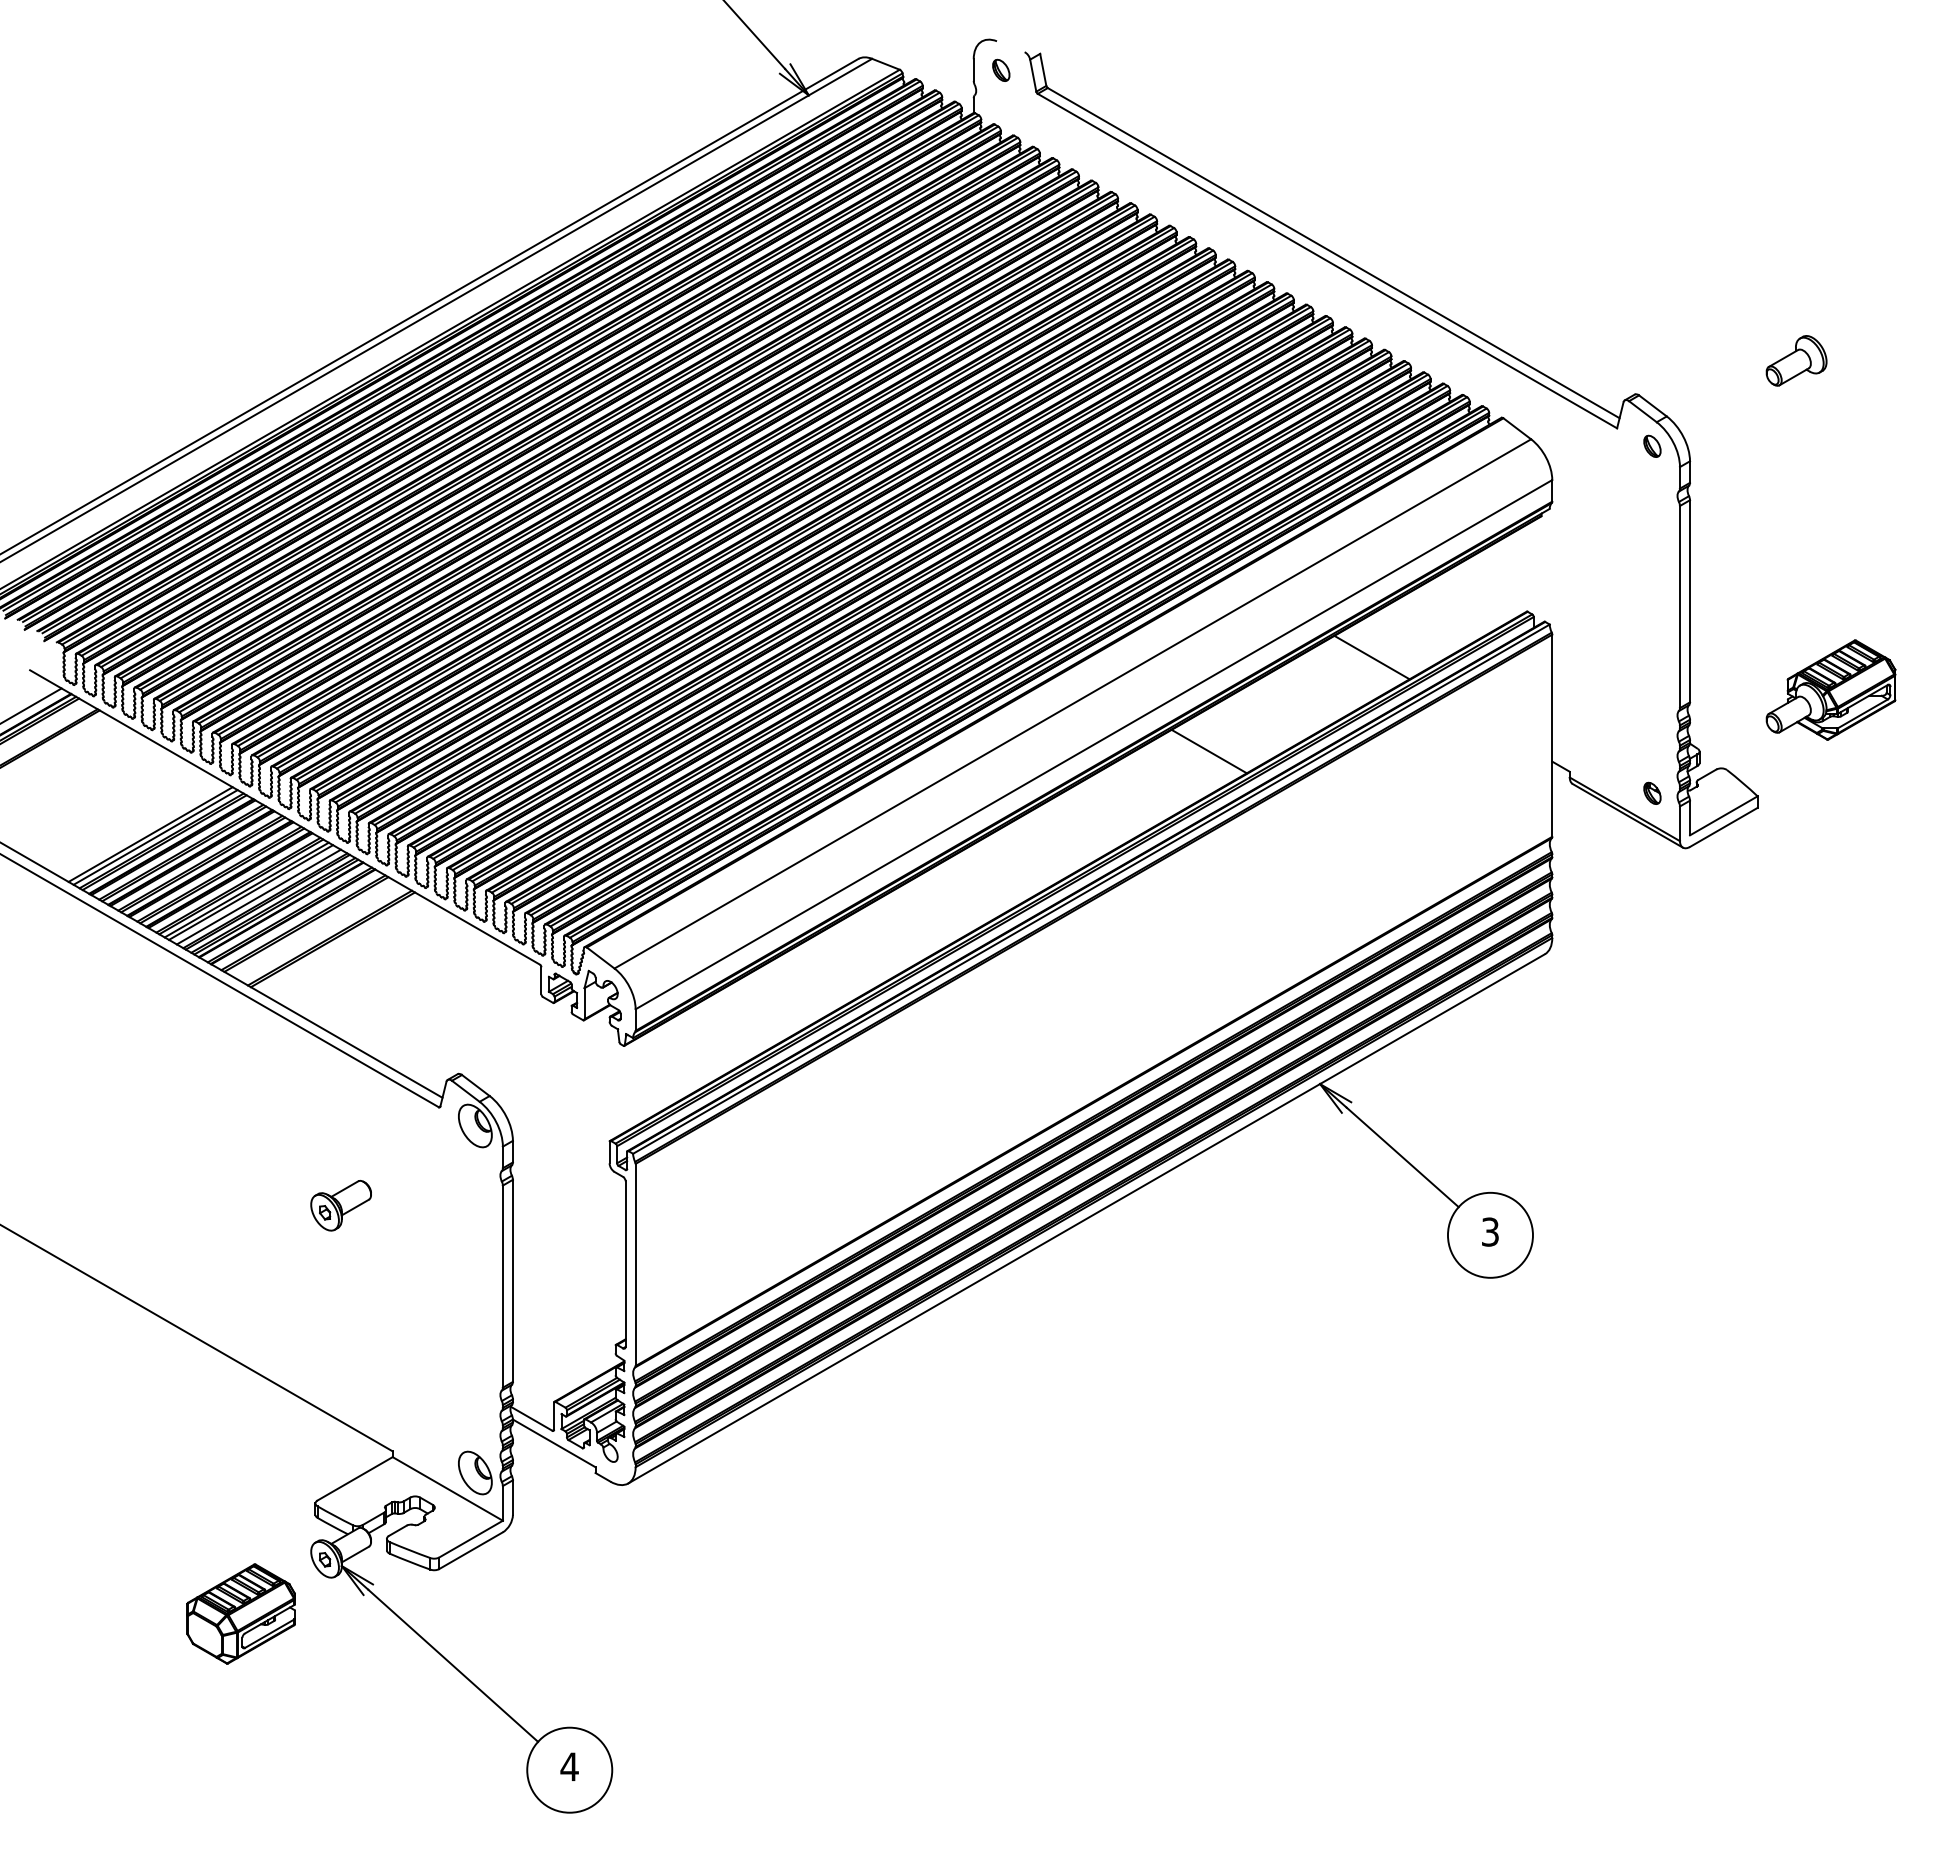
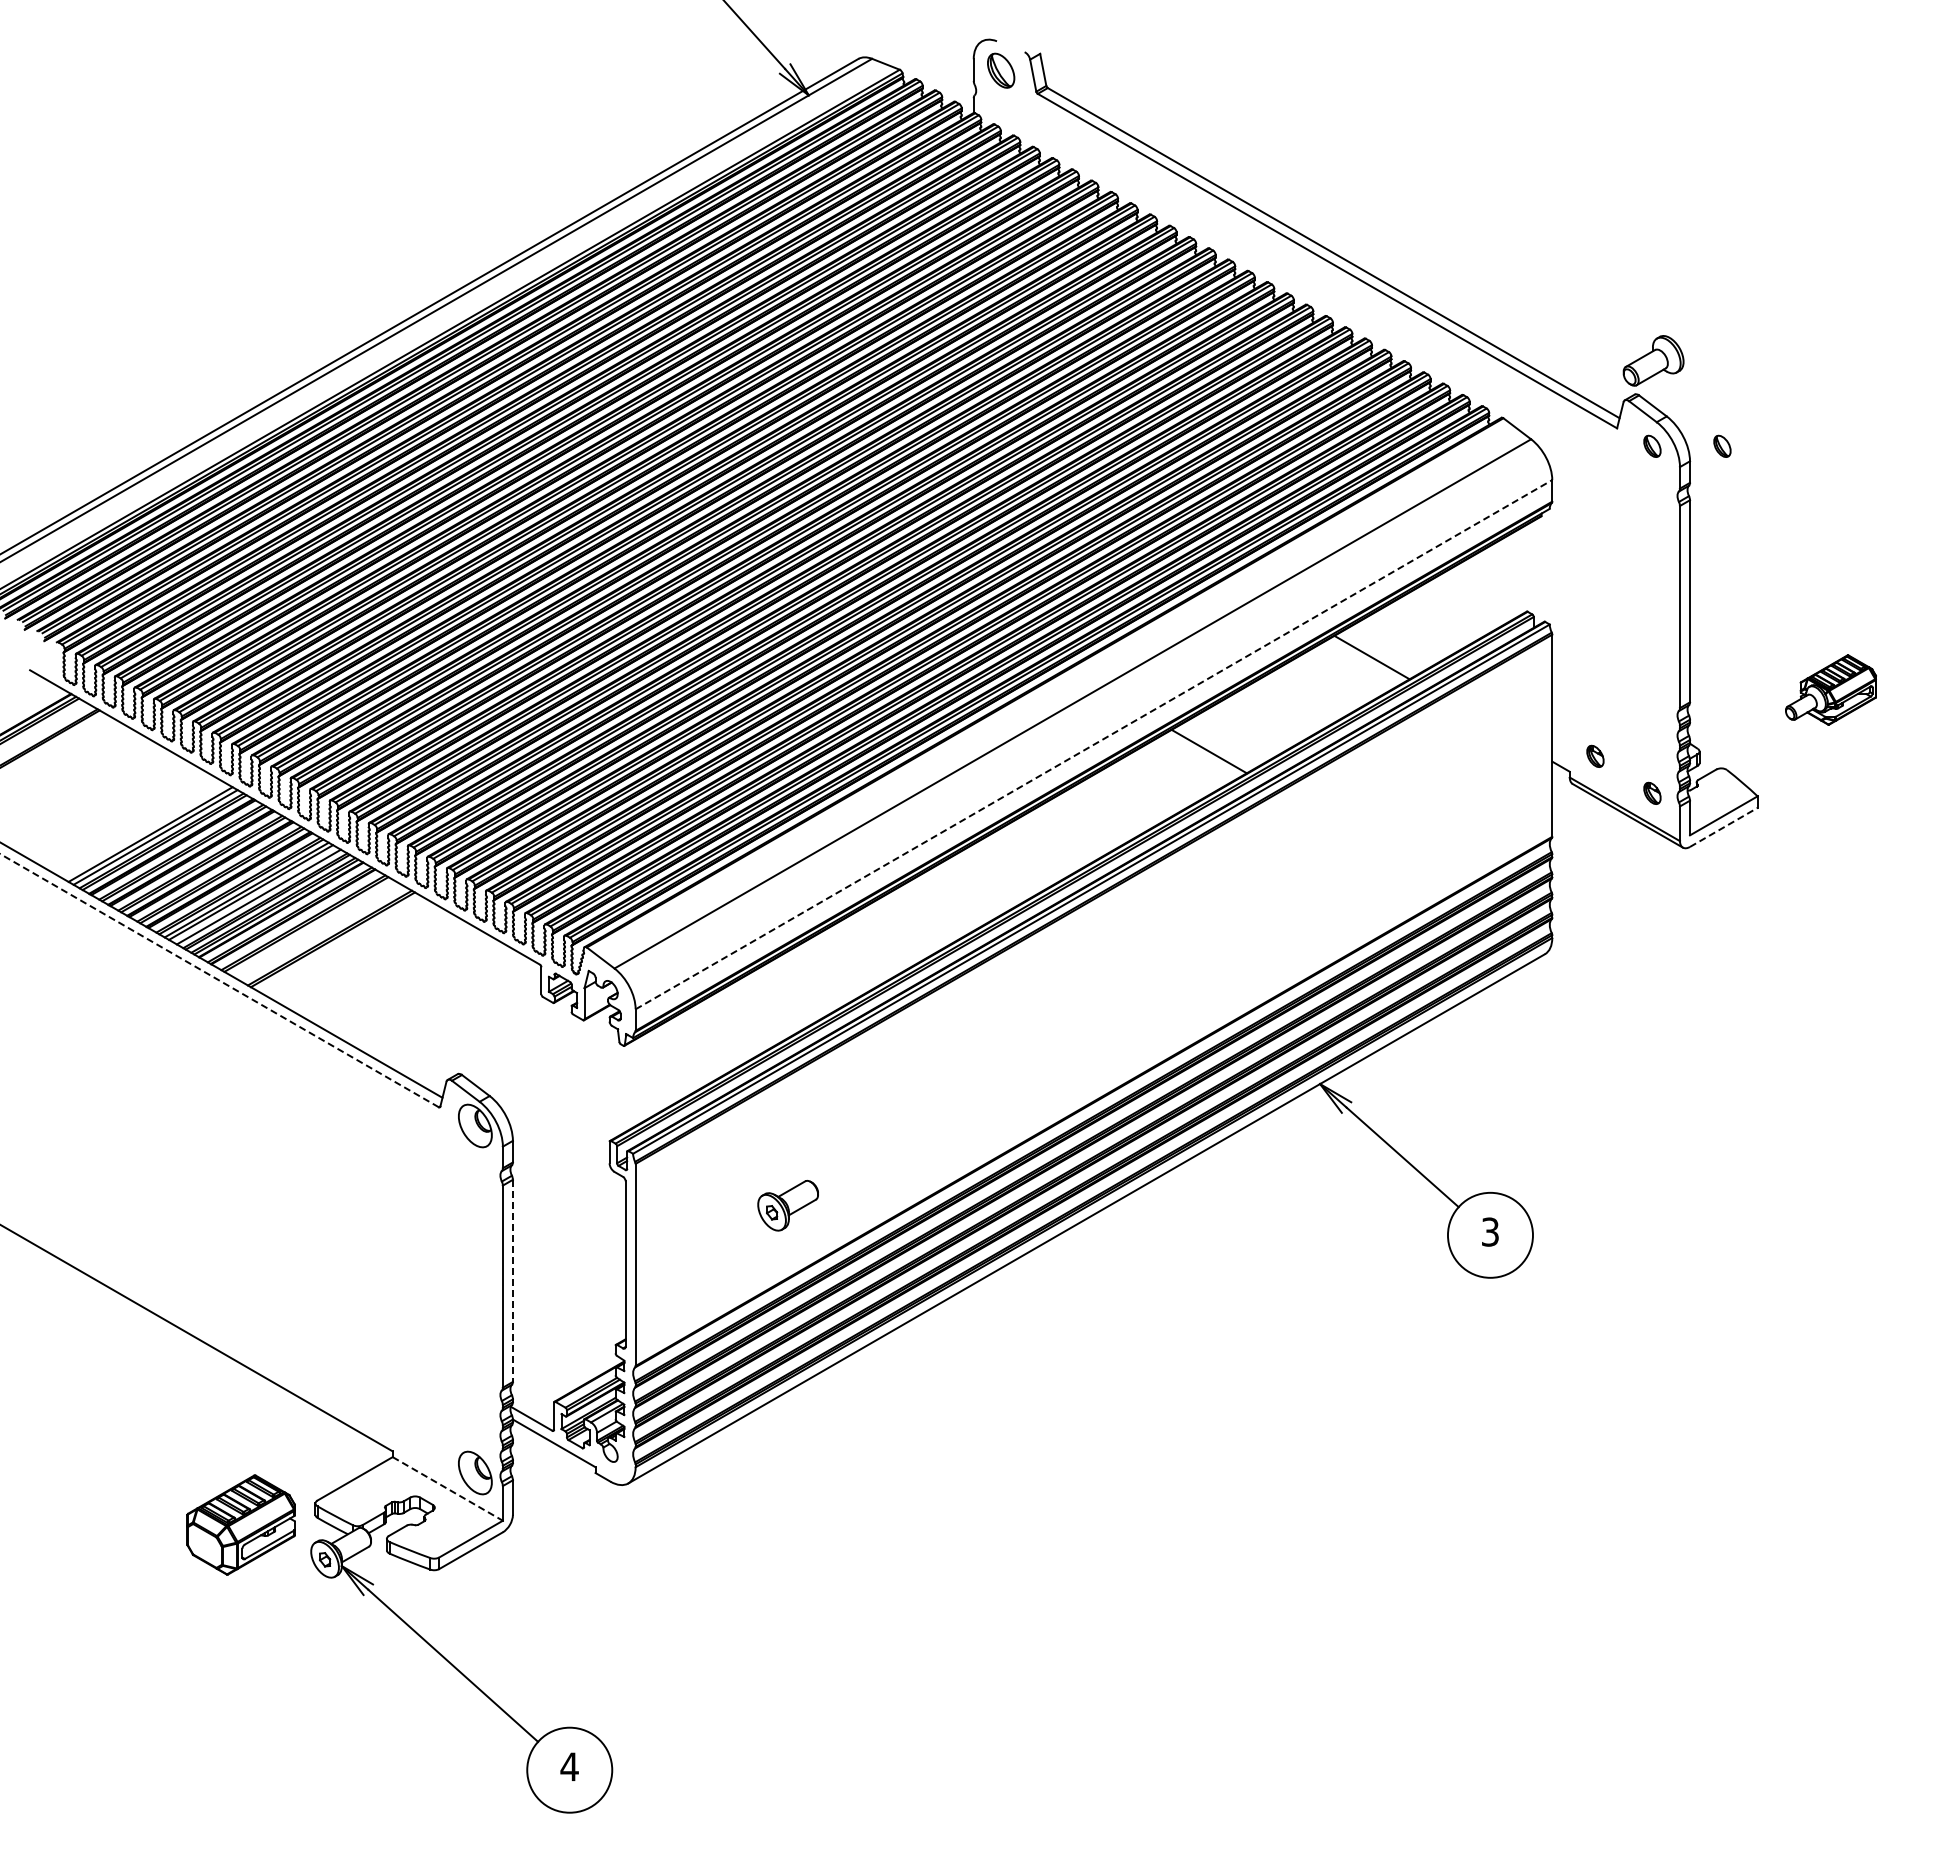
part size: 19x24 px -> 29x37 px (1001, 70)
part position: (1796, 360) -> (1653, 360) (1653, 360)
part: none -> present (1722, 445)
part size: 132x102 px -> 92x72 px (1830, 689)
line: present -> none (31, 705)
line: solid -> dashed (1094, 744)
part: none -> present (1595, 755)
line: solid -> dashed (1724, 827)
line: solid -> dashed (219, 980)
part position: (340, 1205) -> (787, 1205) (787, 1205)
line: solid -> dashed (512, 1281)
line: solid -> dashed (447, 1488)
part position: (240, 1613) -> (240, 1524) (240, 1524)
